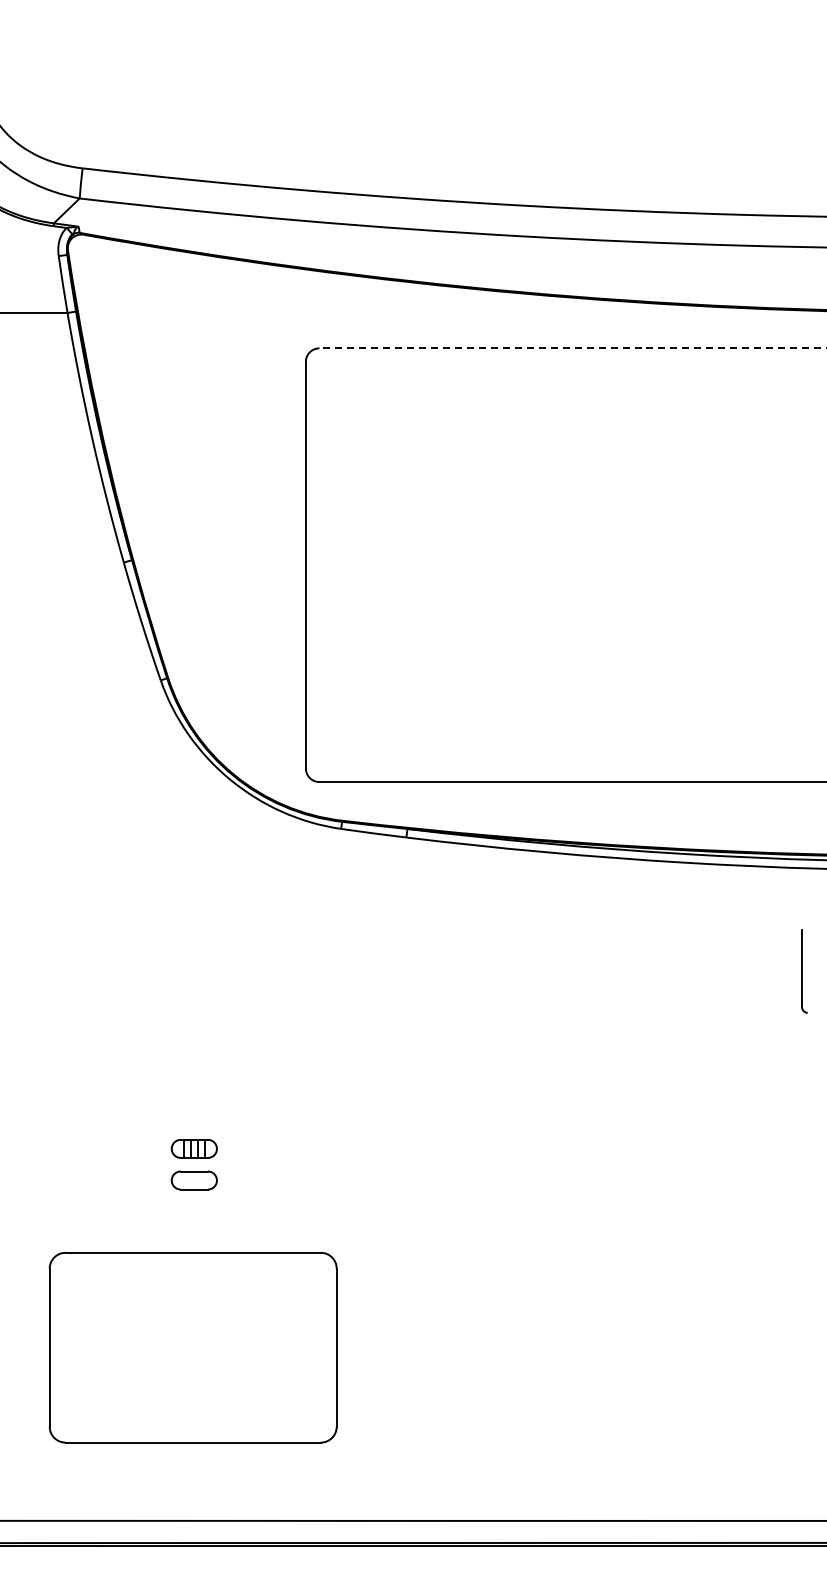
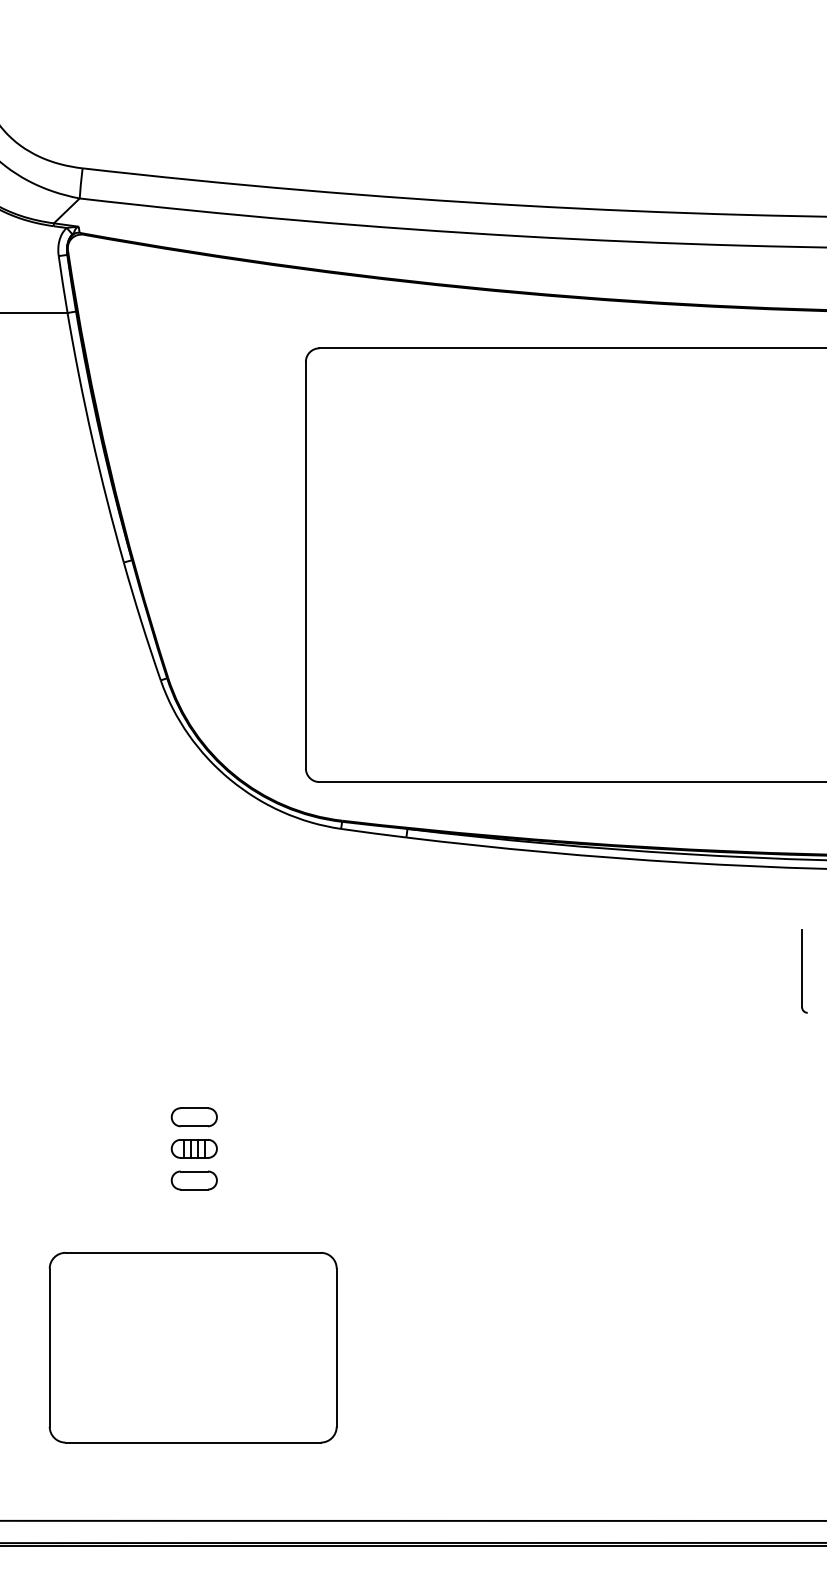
line: dashed -> solid (572, 348)
part: none -> present (193, 1117)
